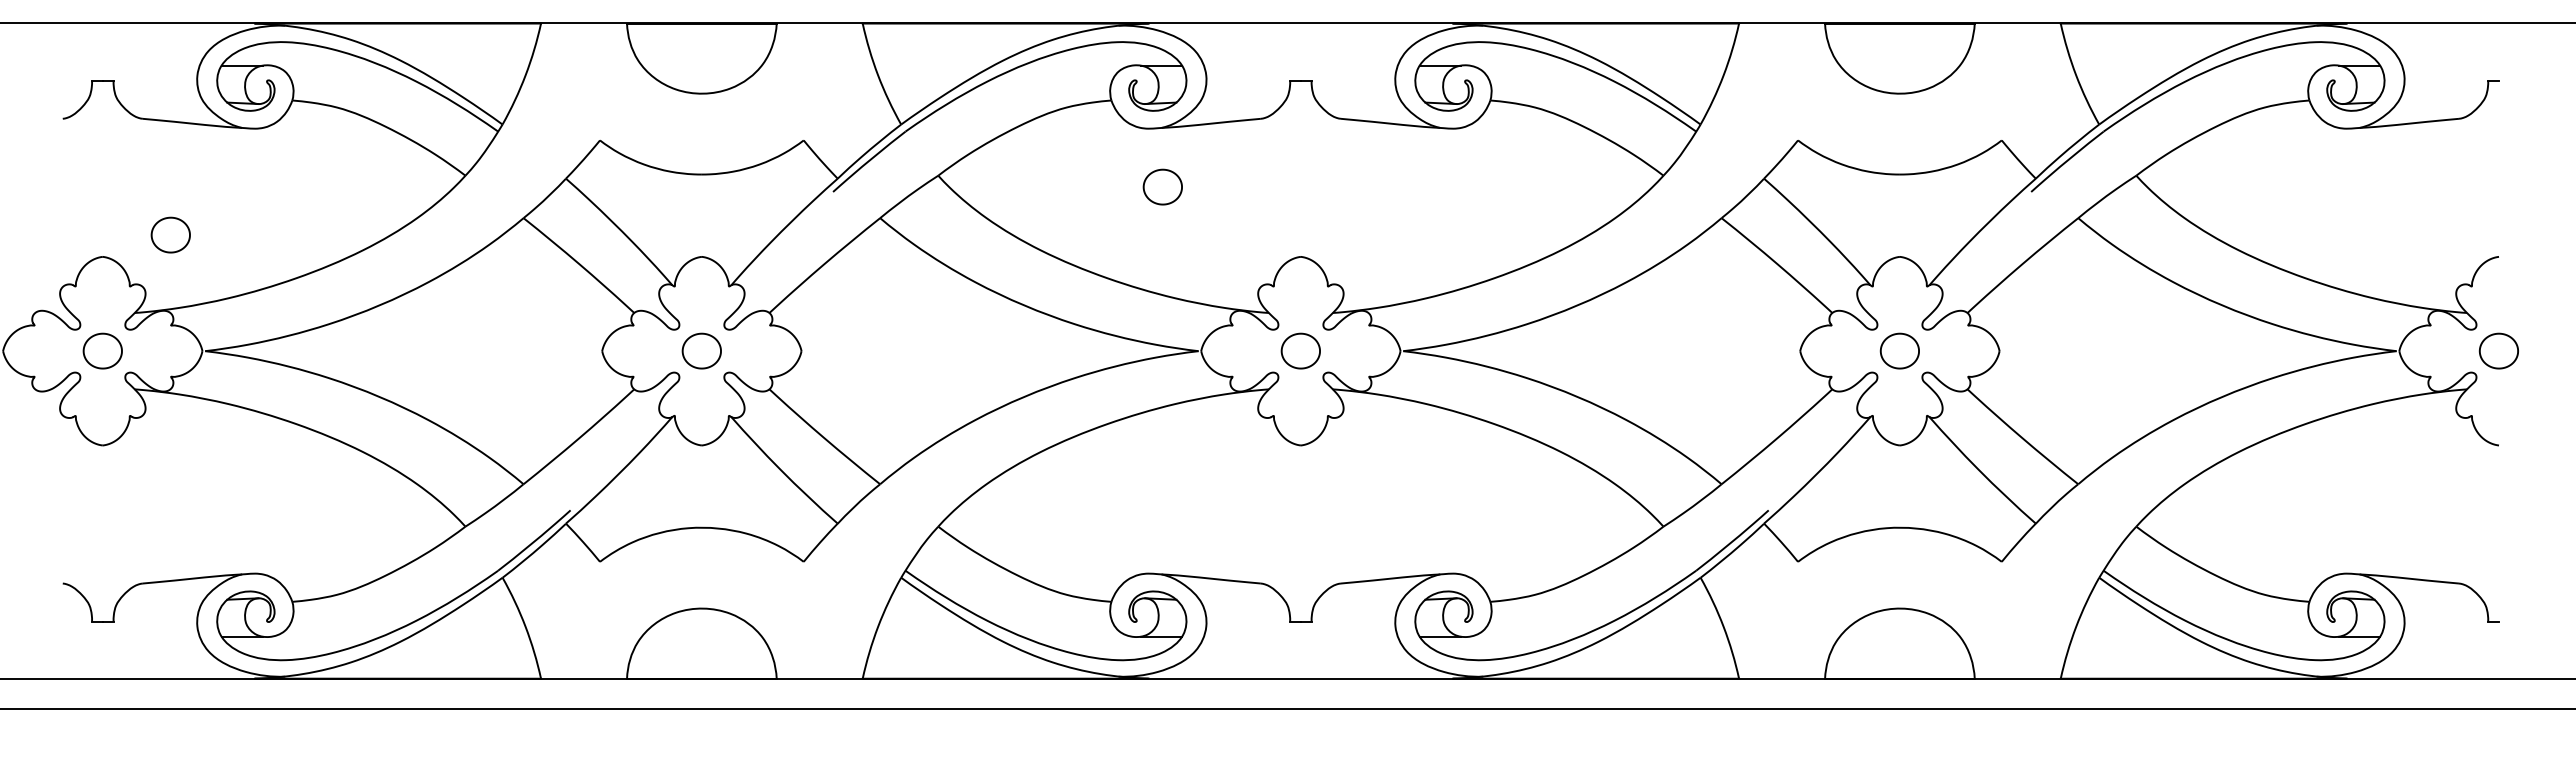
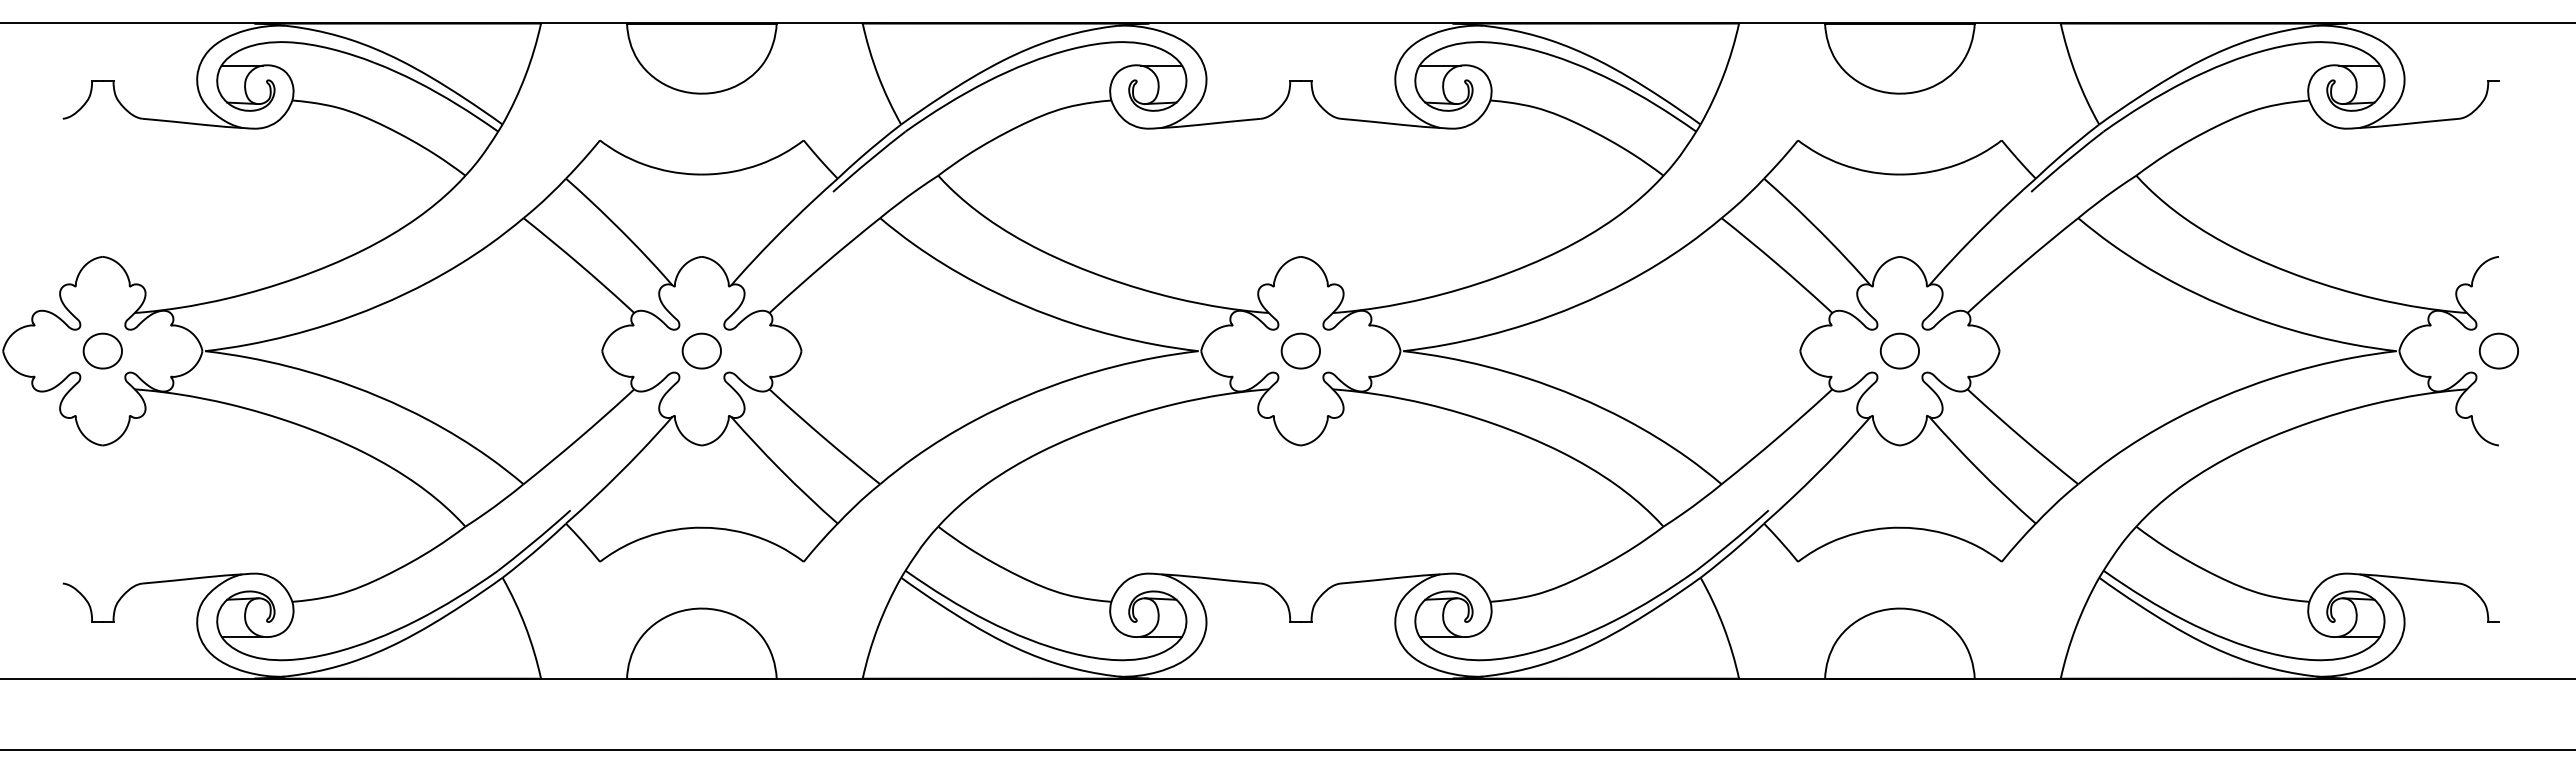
part: present -> none (1162, 186)
part: present -> none (170, 234)
line position: (1287, 708) -> (1287, 749) (1287, 749)
